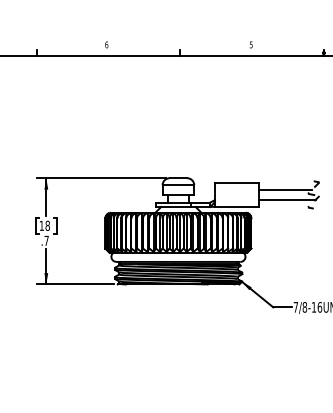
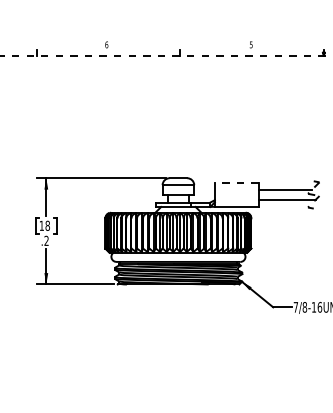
line: solid -> dashed (166, 55)
line: solid -> dashed (236, 182)
text: .7 -> .2 (46, 240)
